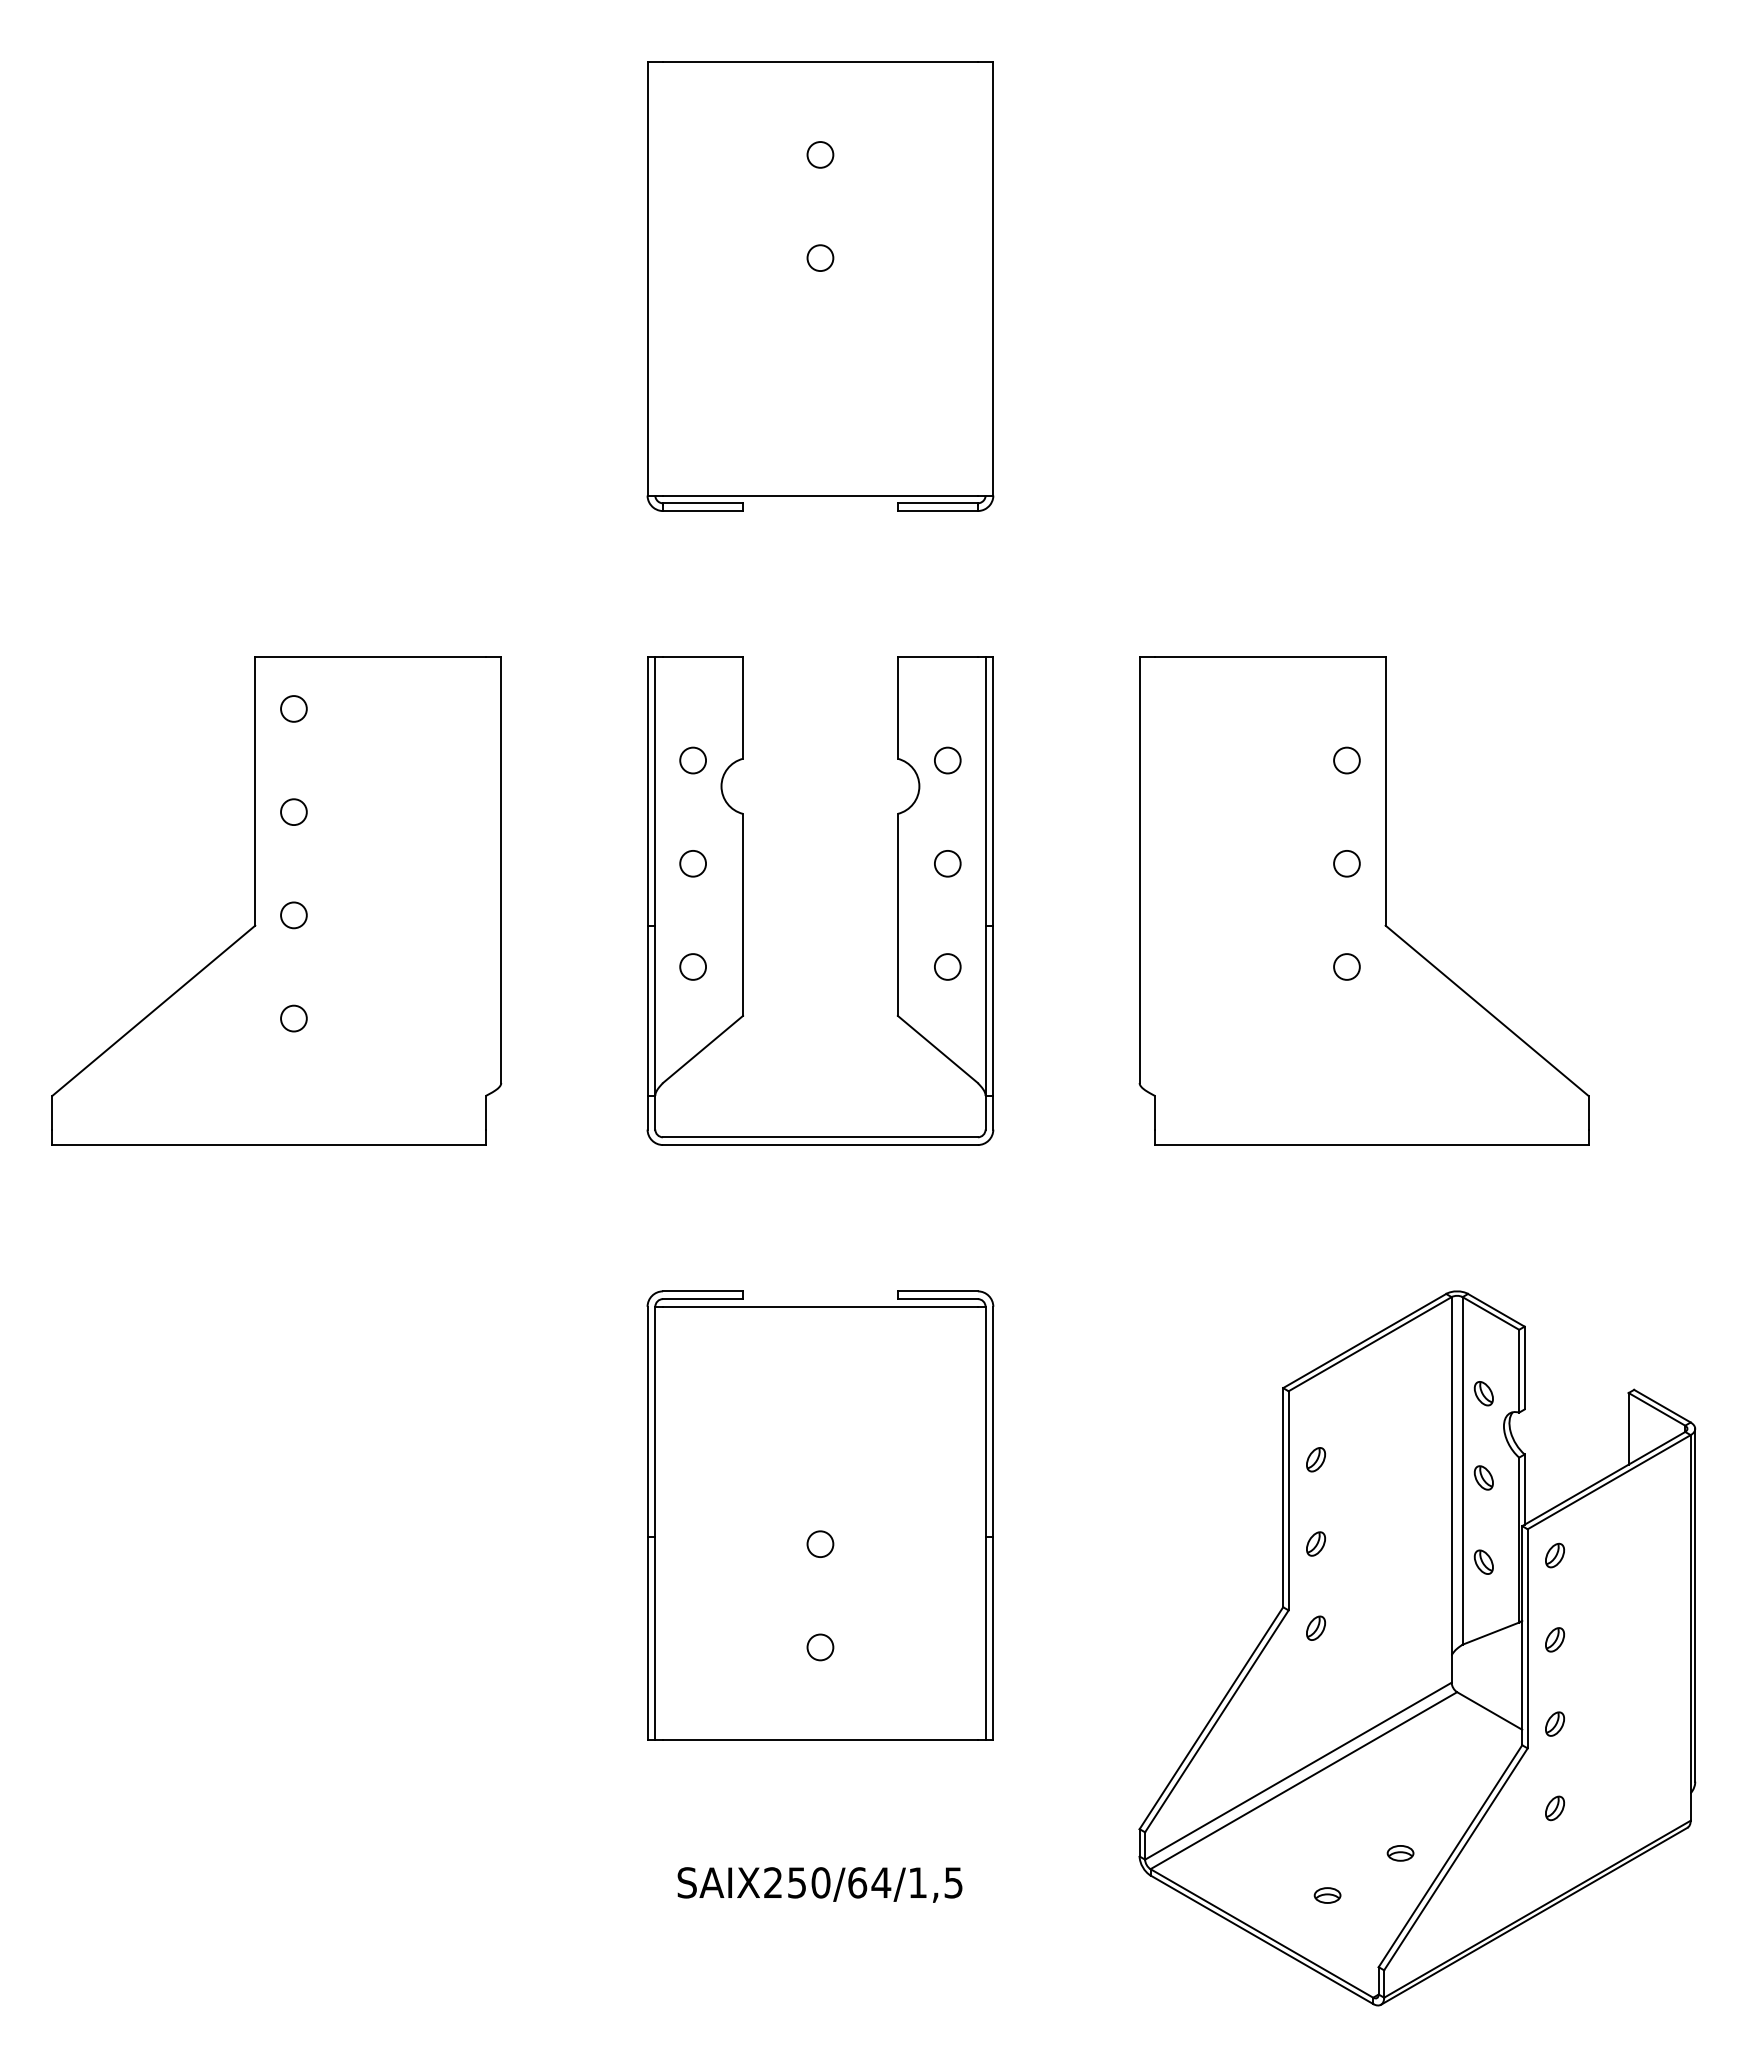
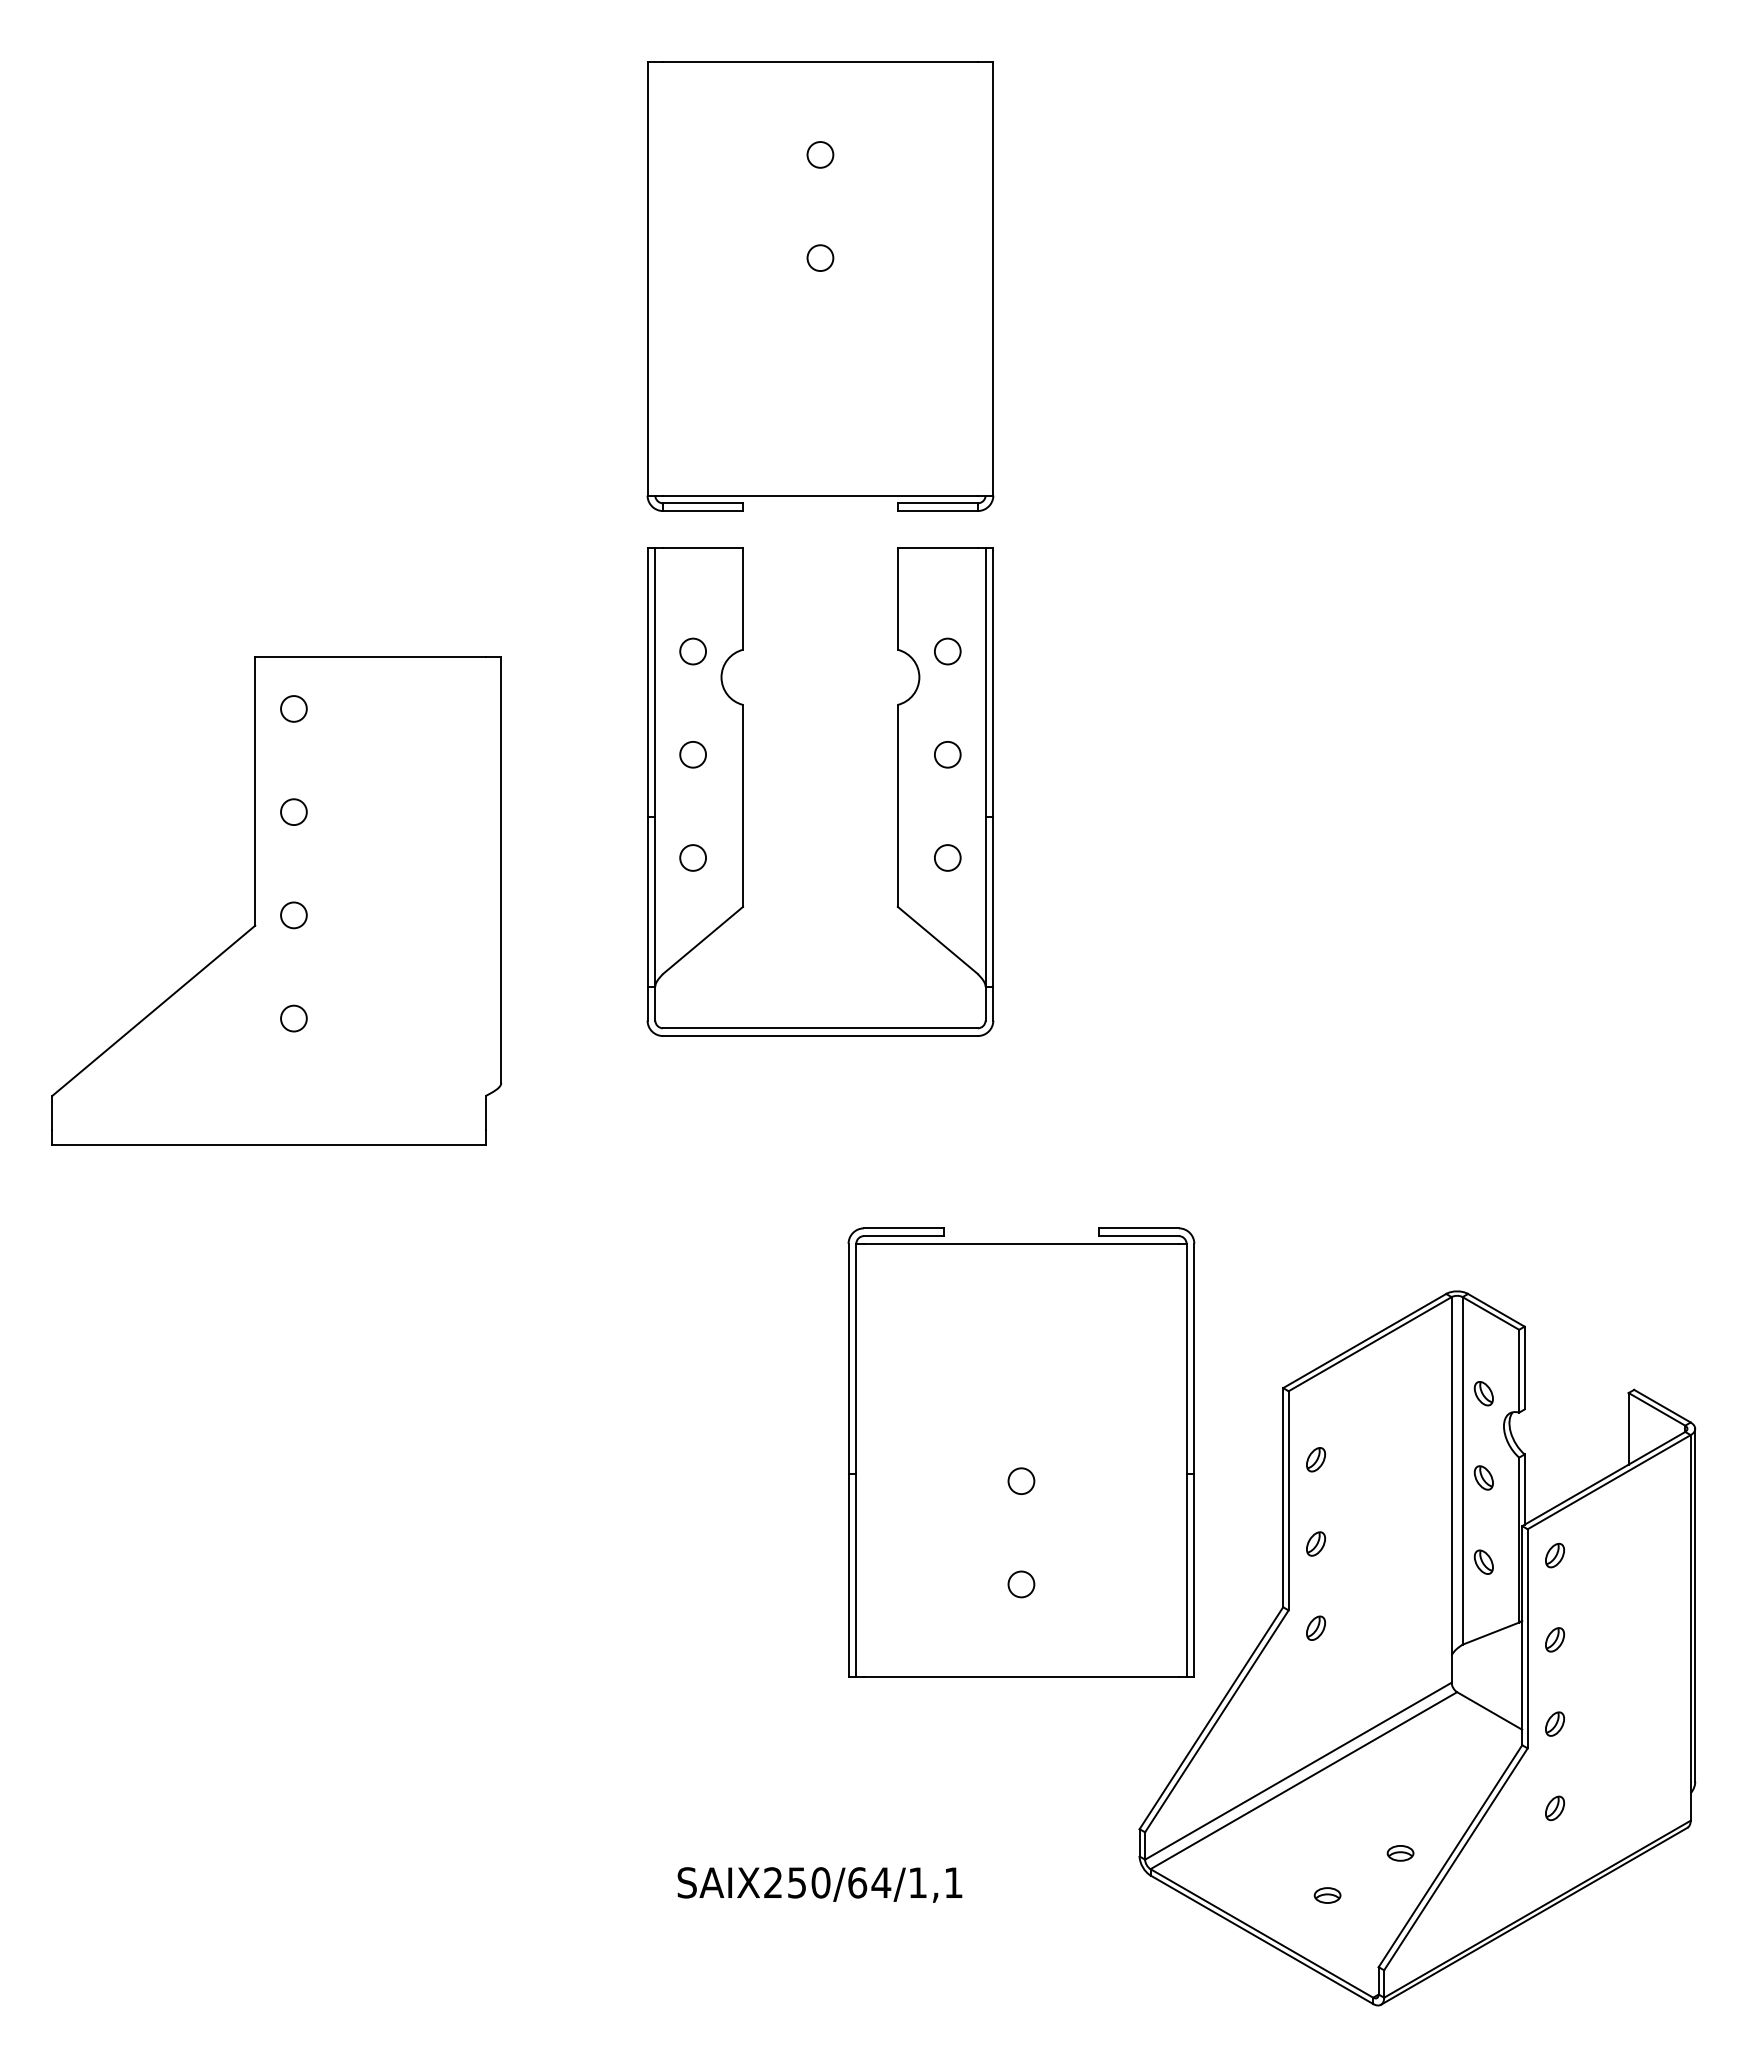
part position: (743, 900) -> (743, 791) (743, 791)
part: present -> none (1363, 900)
part position: (820, 1515) -> (1021, 1452) (1021, 1452)
text: SAIX250/64/1,5 -> SAIX250/64/1,1 (953, 1882)
